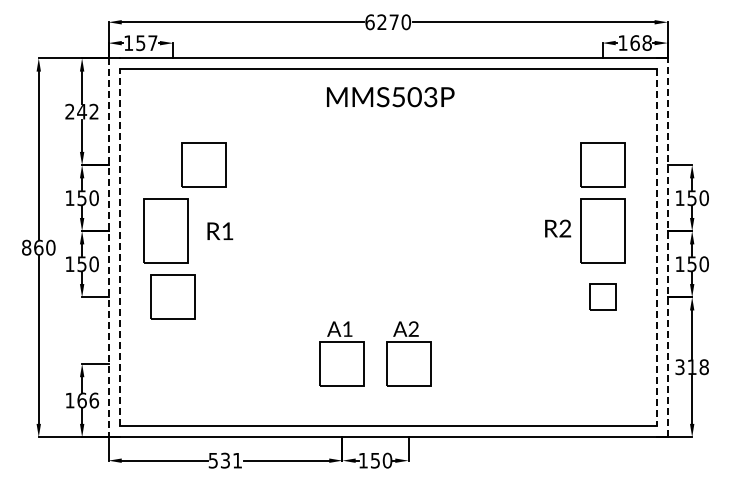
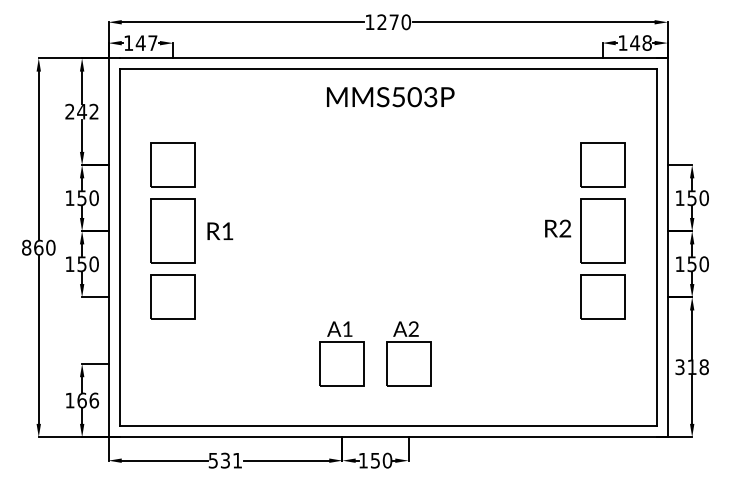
text: 6270 -> 1270 (369, 22)
text: 168 -> 148 (635, 42)
text: 157 -> 147 (140, 43)
part position: (203, 164) -> (172, 164) (172, 164)
part position: (165, 230) -> (172, 230) (172, 230)
line: dashed -> solid (119, 247)
line: dashed -> solid (667, 247)
line: dashed -> solid (108, 248)
line: dashed -> solid (656, 248)
part size: 28x28 px -> 46x46 px (602, 296)
